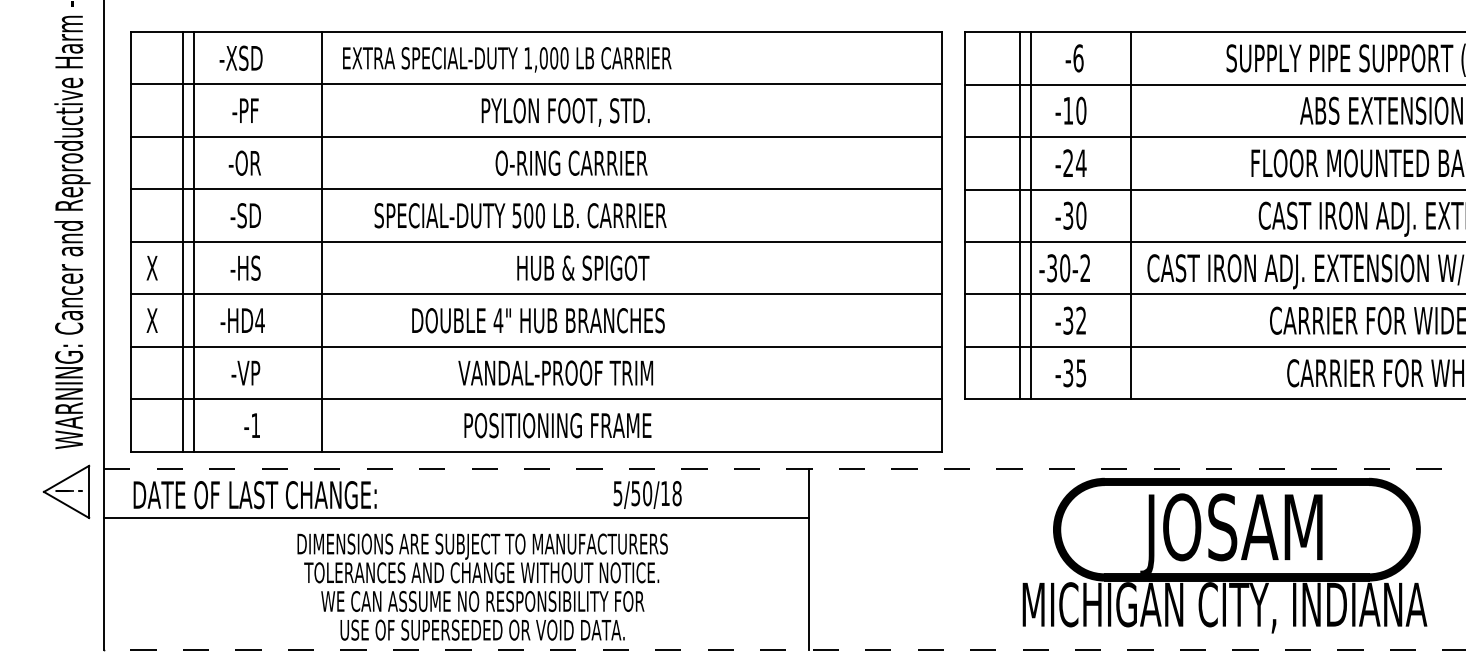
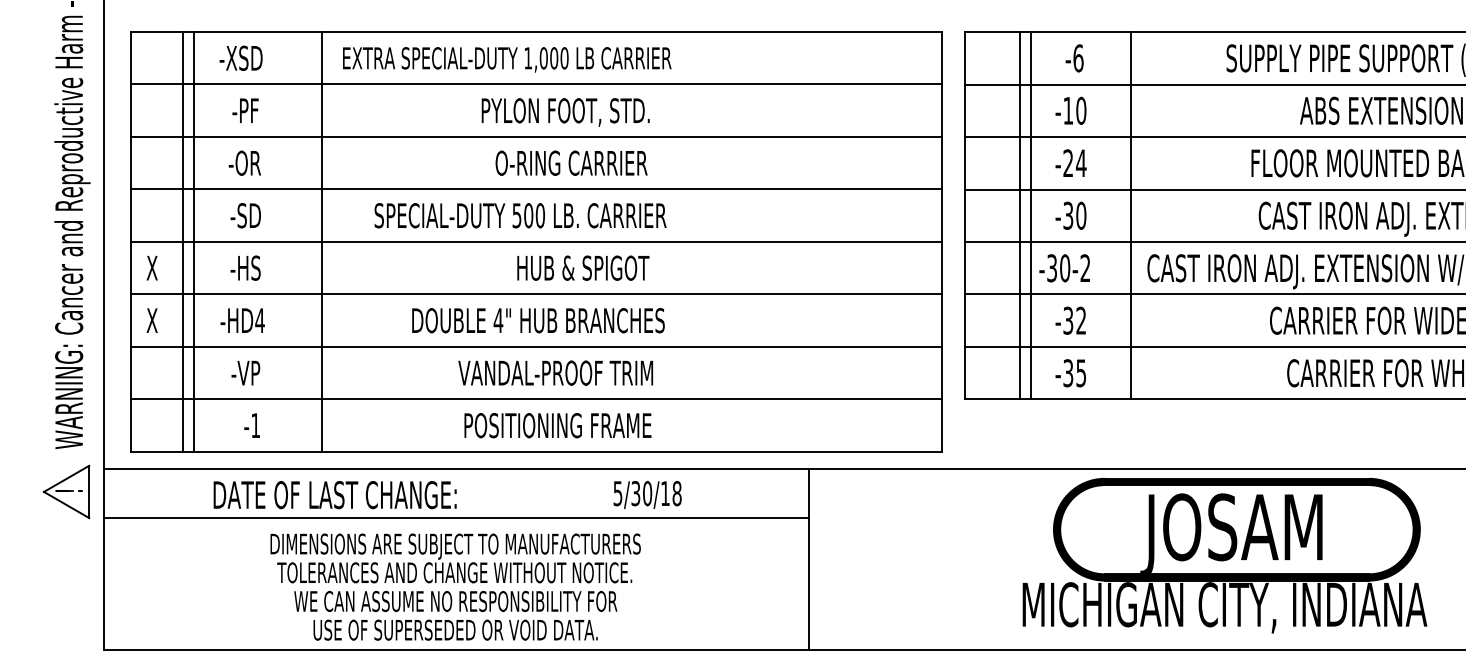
line: dashed -> solid (784, 469)
text: 5/50/18 -> 5/30/18 (636, 493)
text position: (254, 495) -> (334, 495) (334, 495)
text position: (482, 586) -> (455, 586) (455, 586)
line: dashed -> solid (784, 649)
